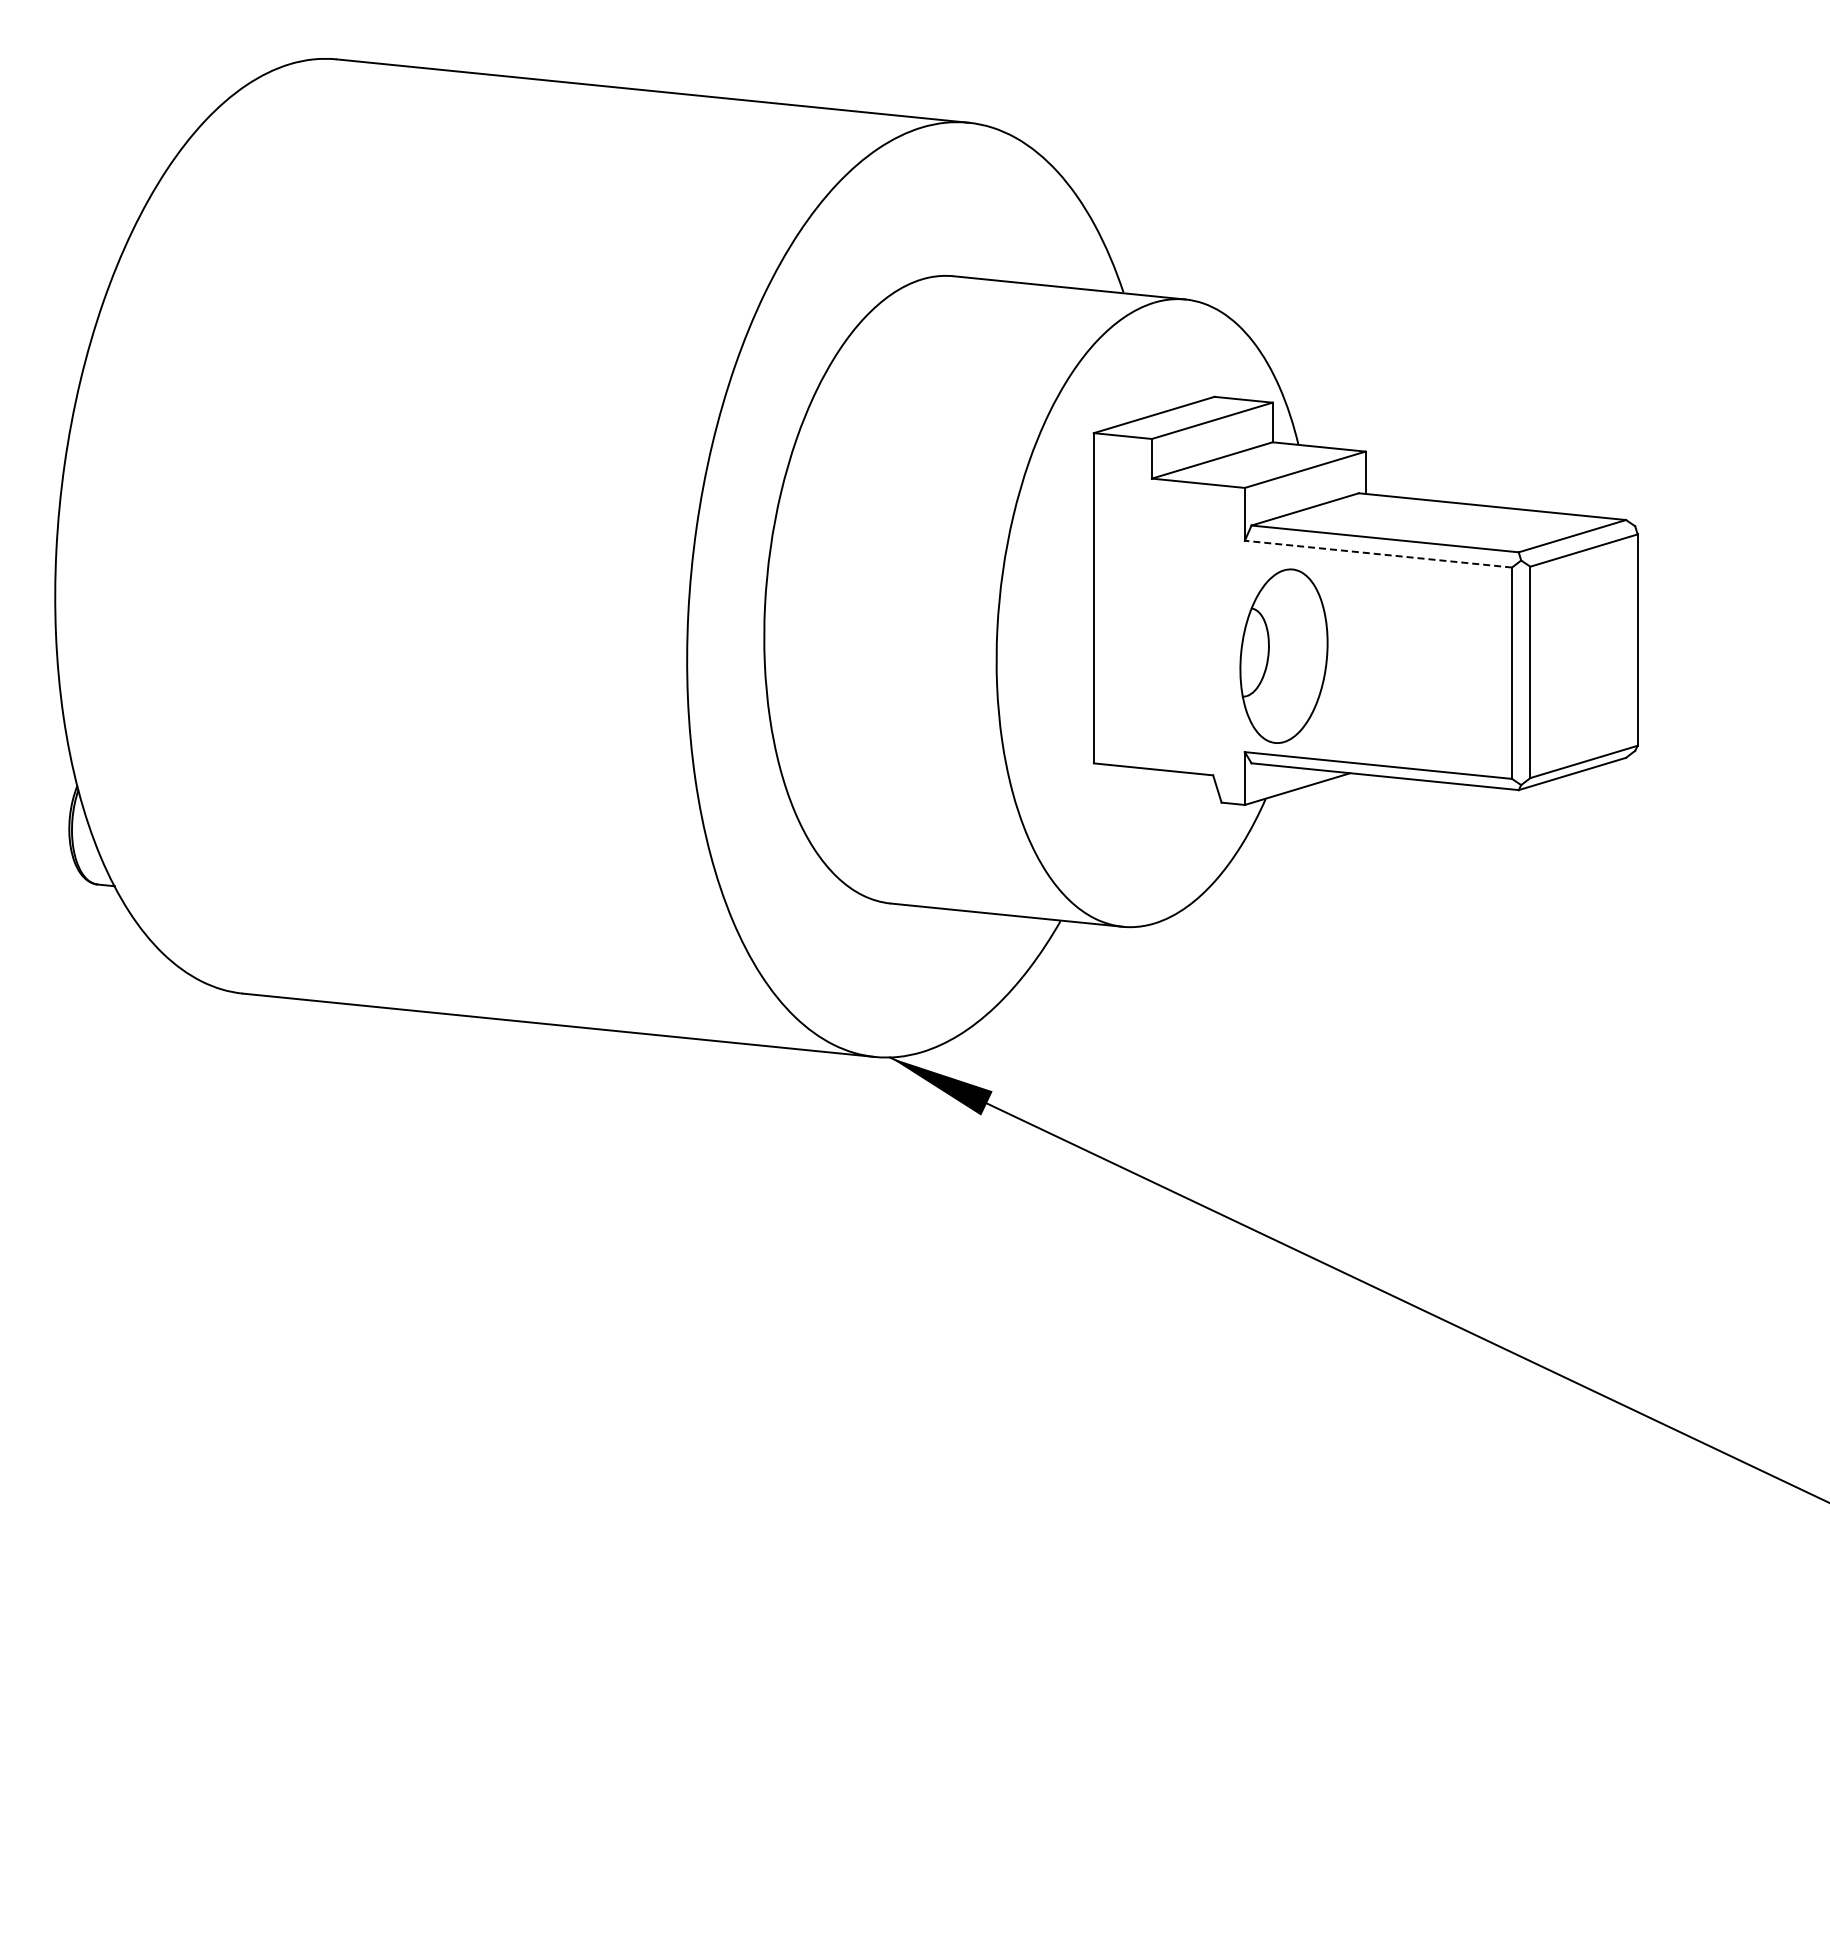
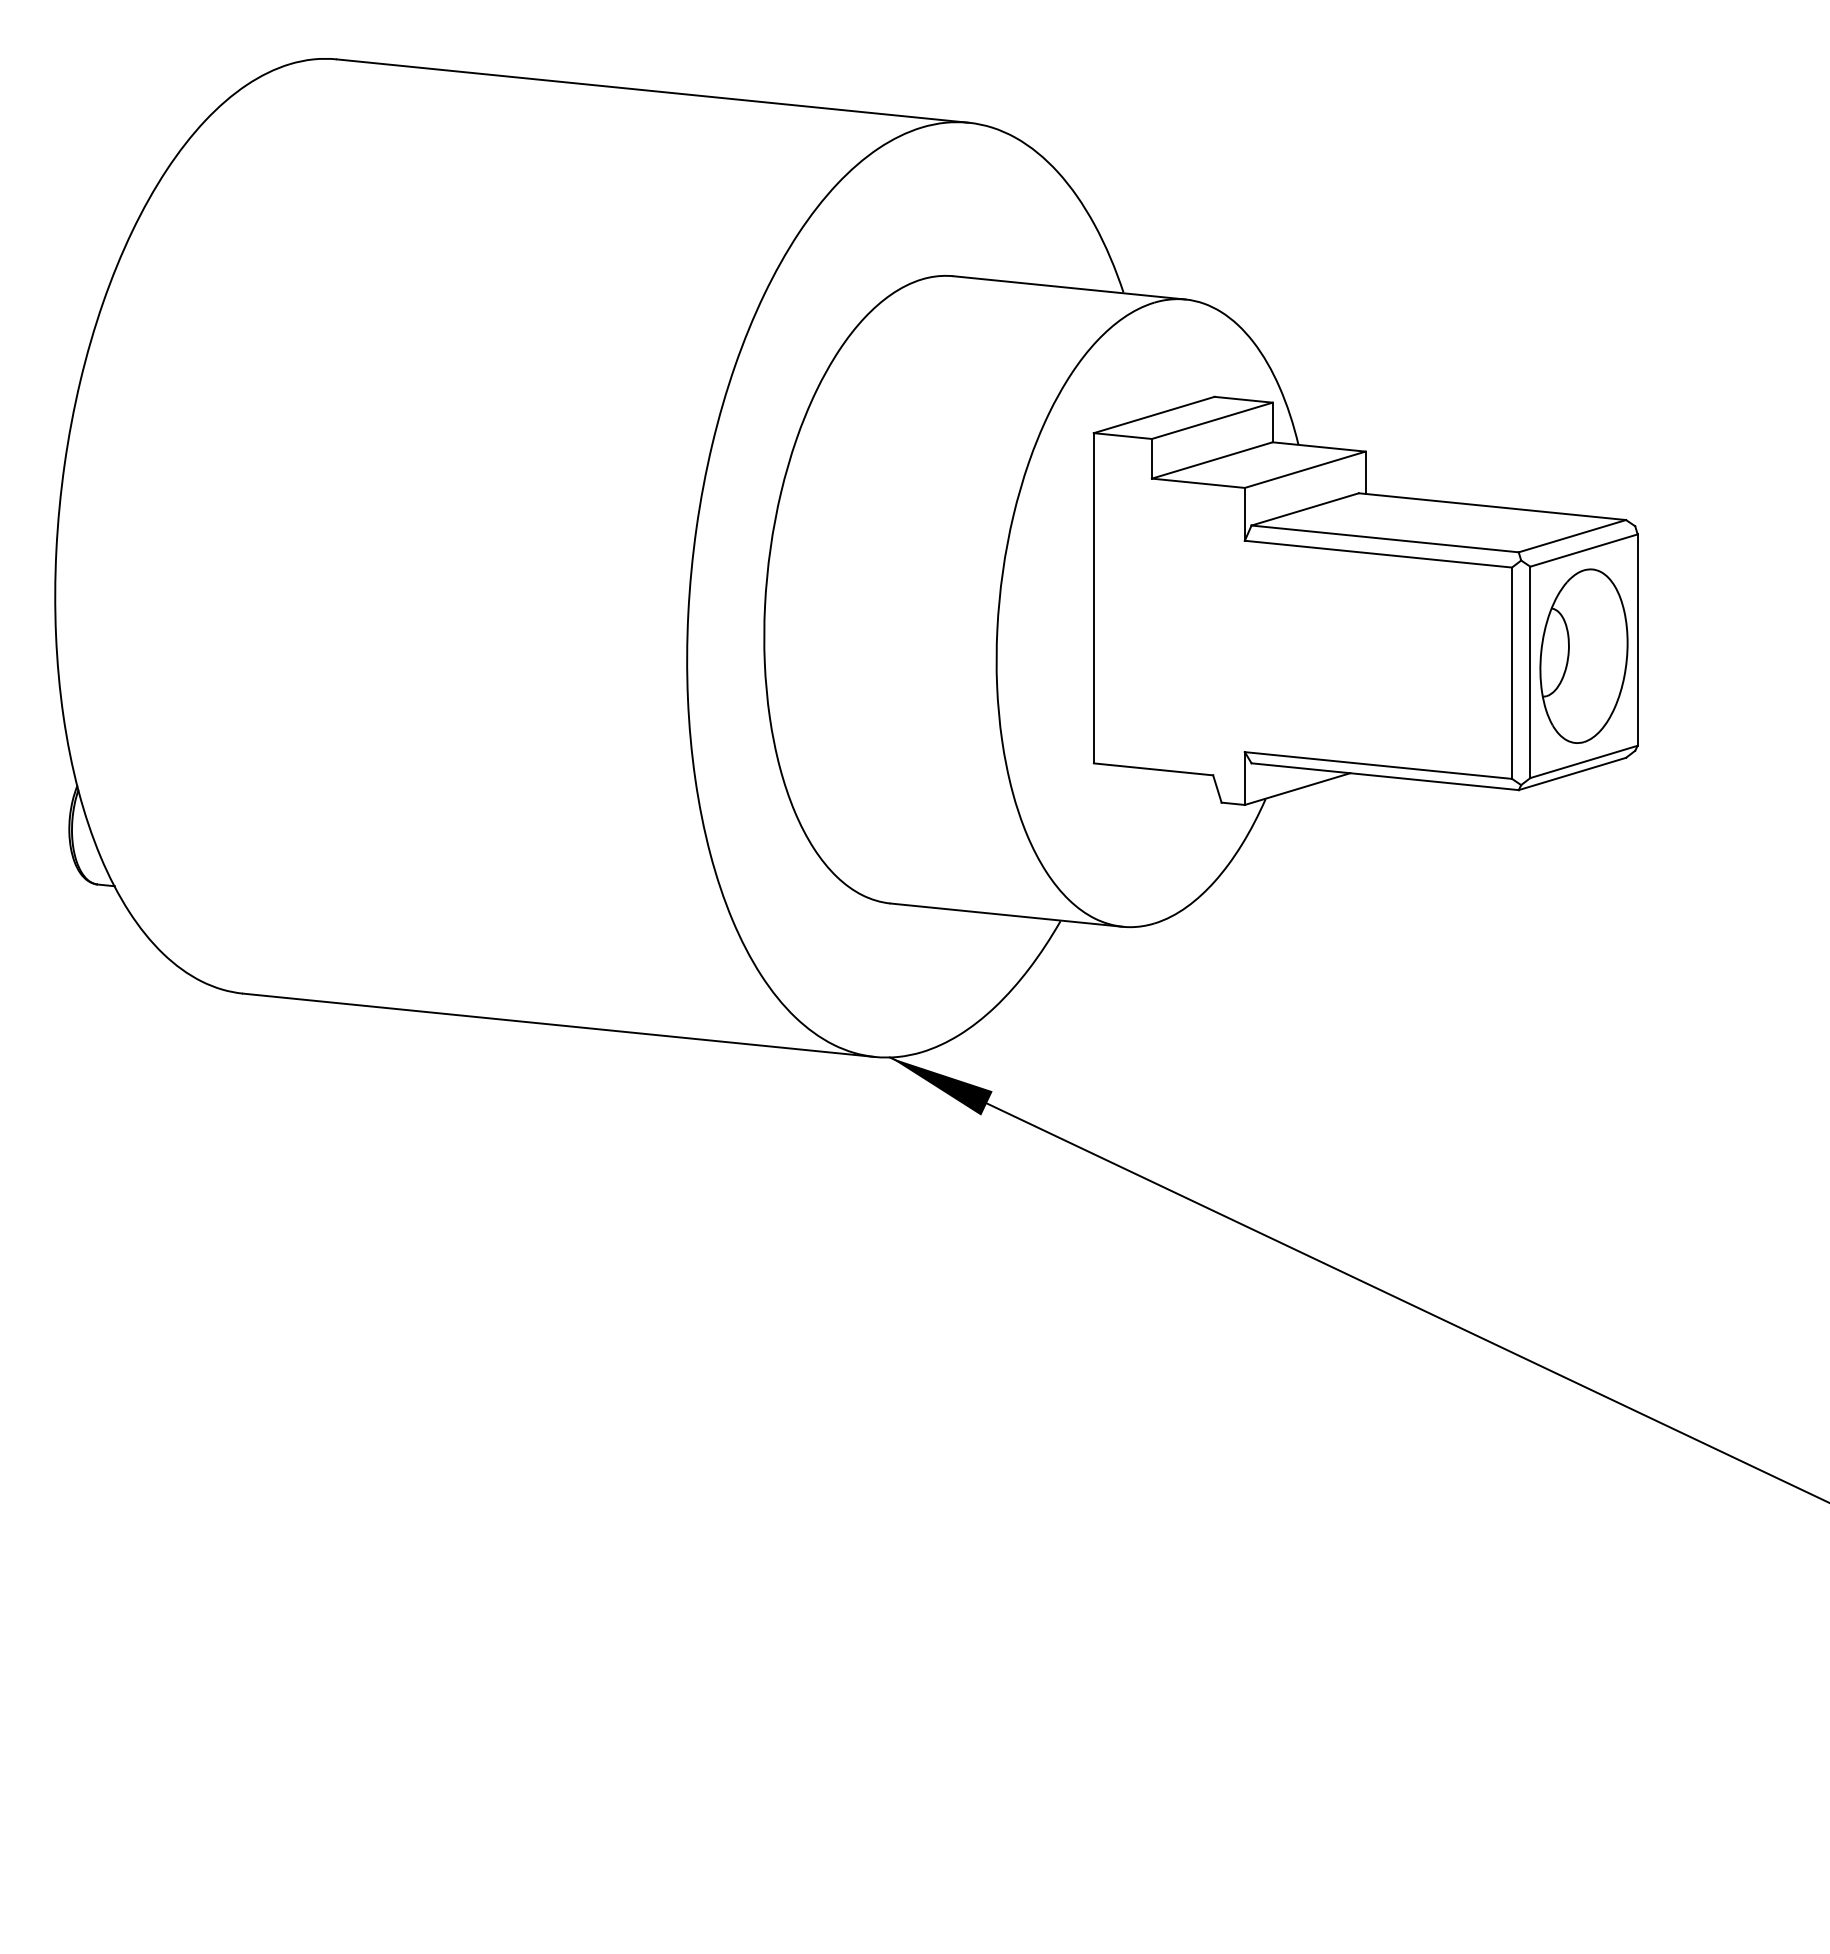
line: dashed -> solid (1377, 554)
part position: (1283, 655) -> (1583, 655) (1583, 655)
